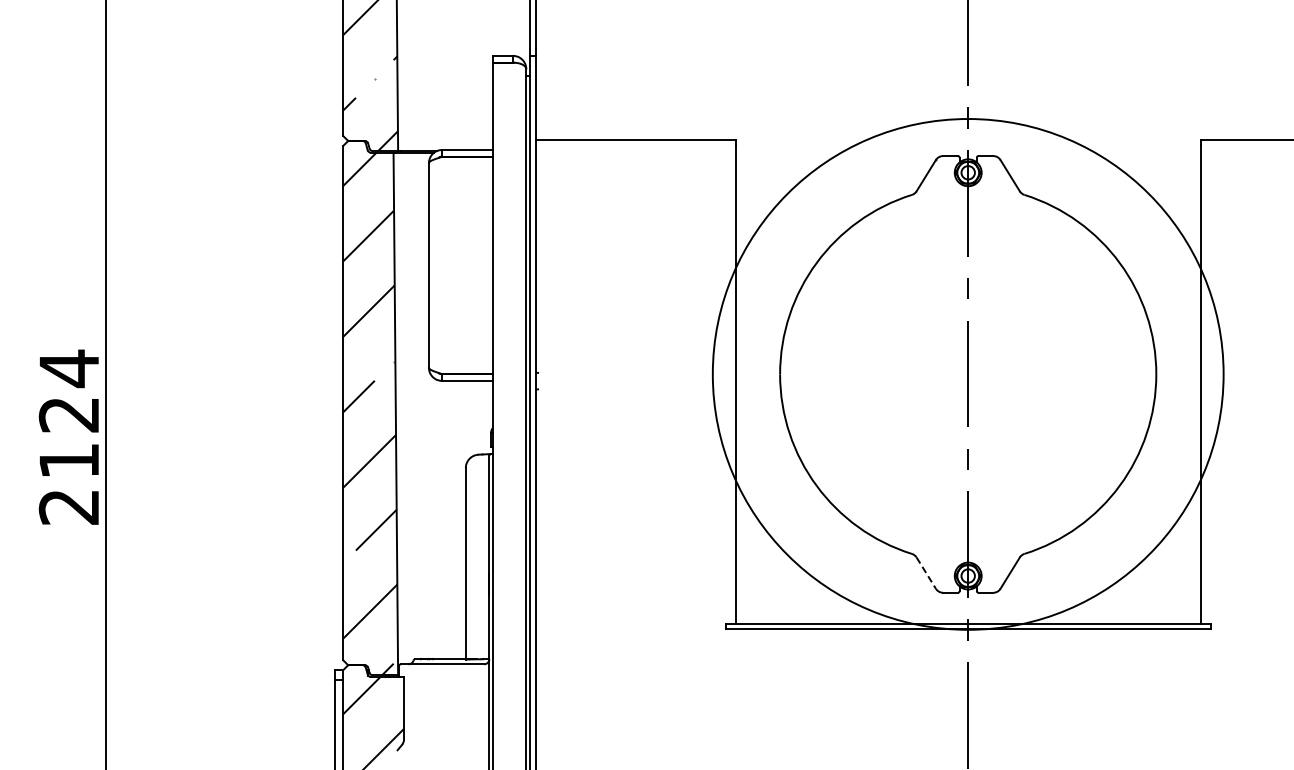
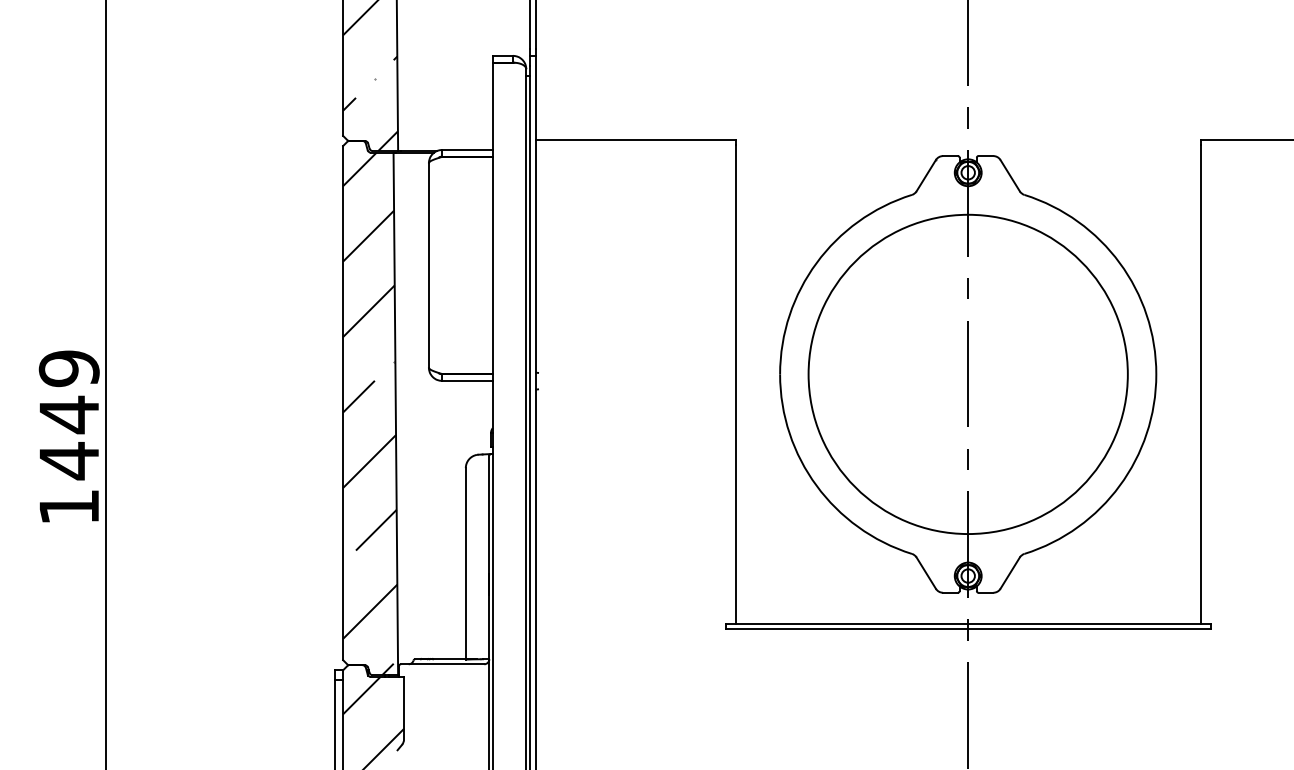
circle diameter: 511 px -> 319 px (967, 374)
text: 2124 -> 1449 (68, 436)
line: dashed -> solid (926, 573)
